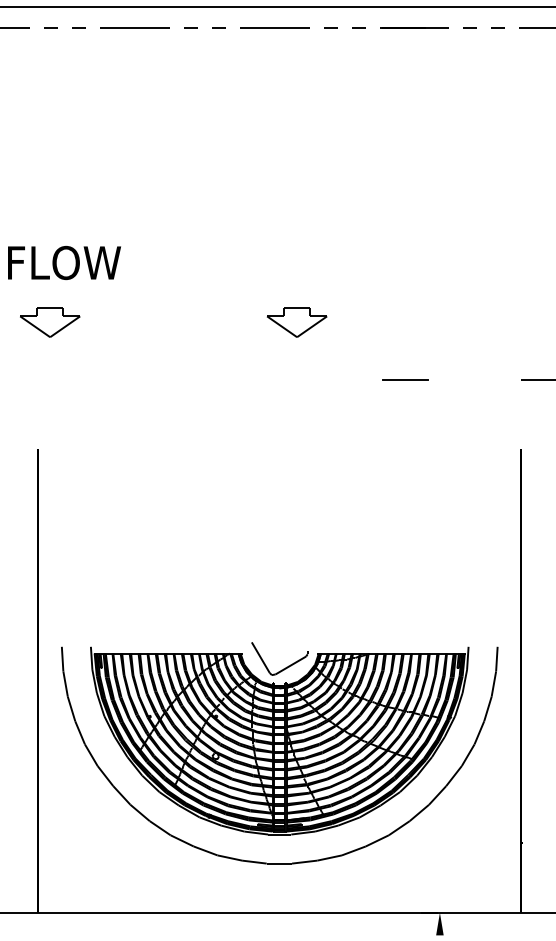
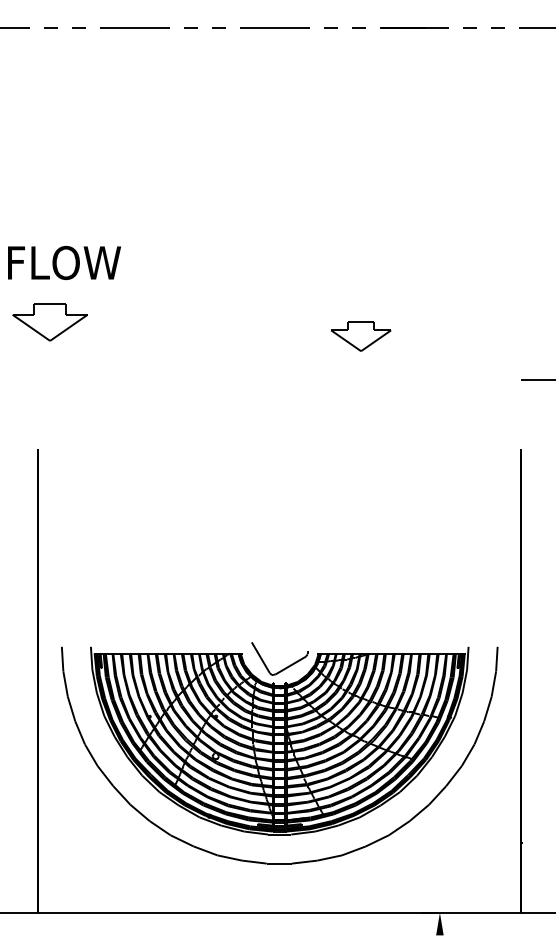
line: present -> none (277, 6)
part size: 61x31 px -> 76x39 px (49, 322)
part position: (297, 322) -> (361, 336) (361, 336)
line: present -> none (405, 380)
